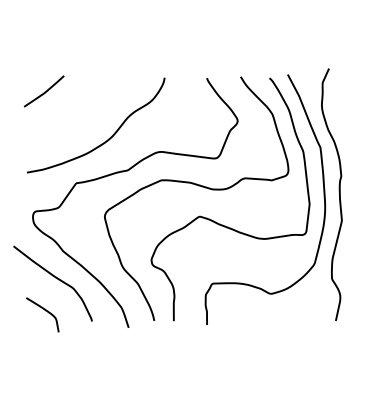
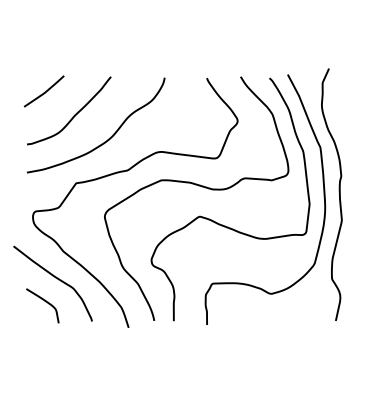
curve: none -> present (74, 114)
curve position: (45, 311) -> (45, 302) (45, 302)
